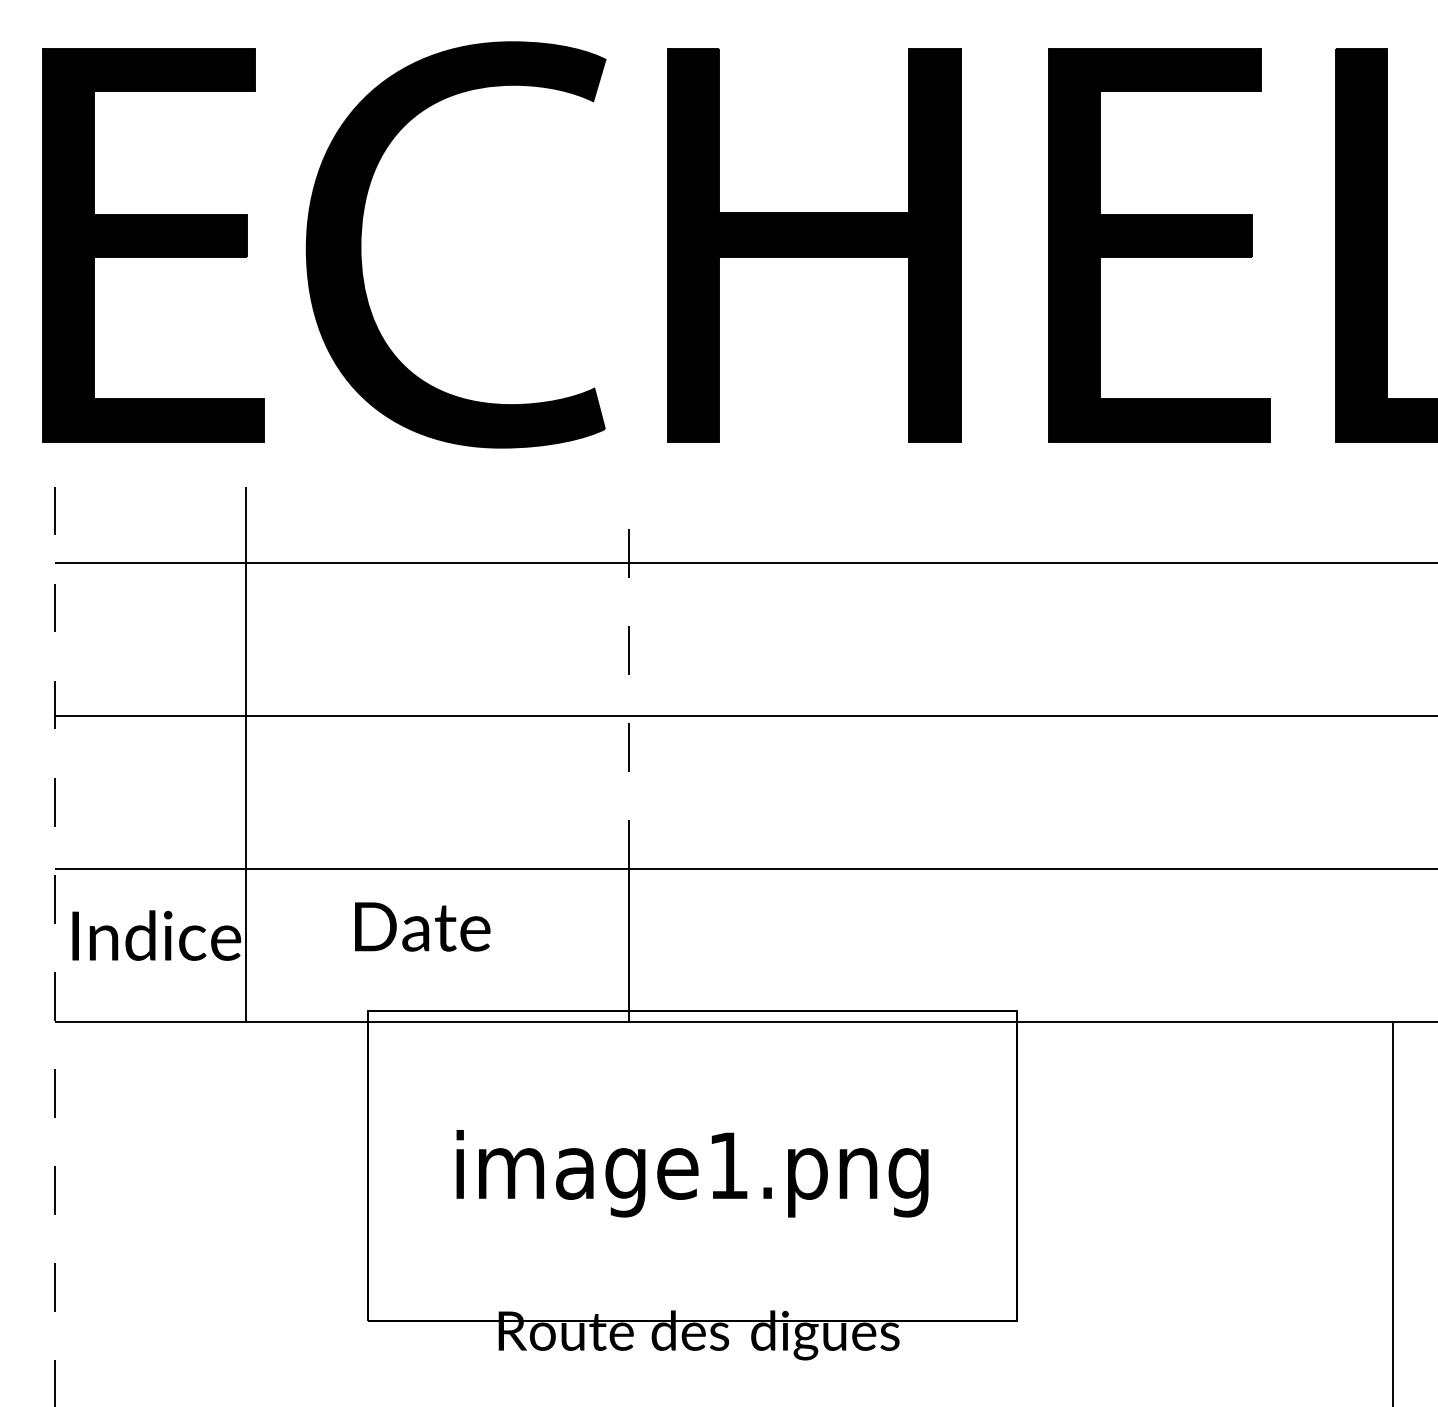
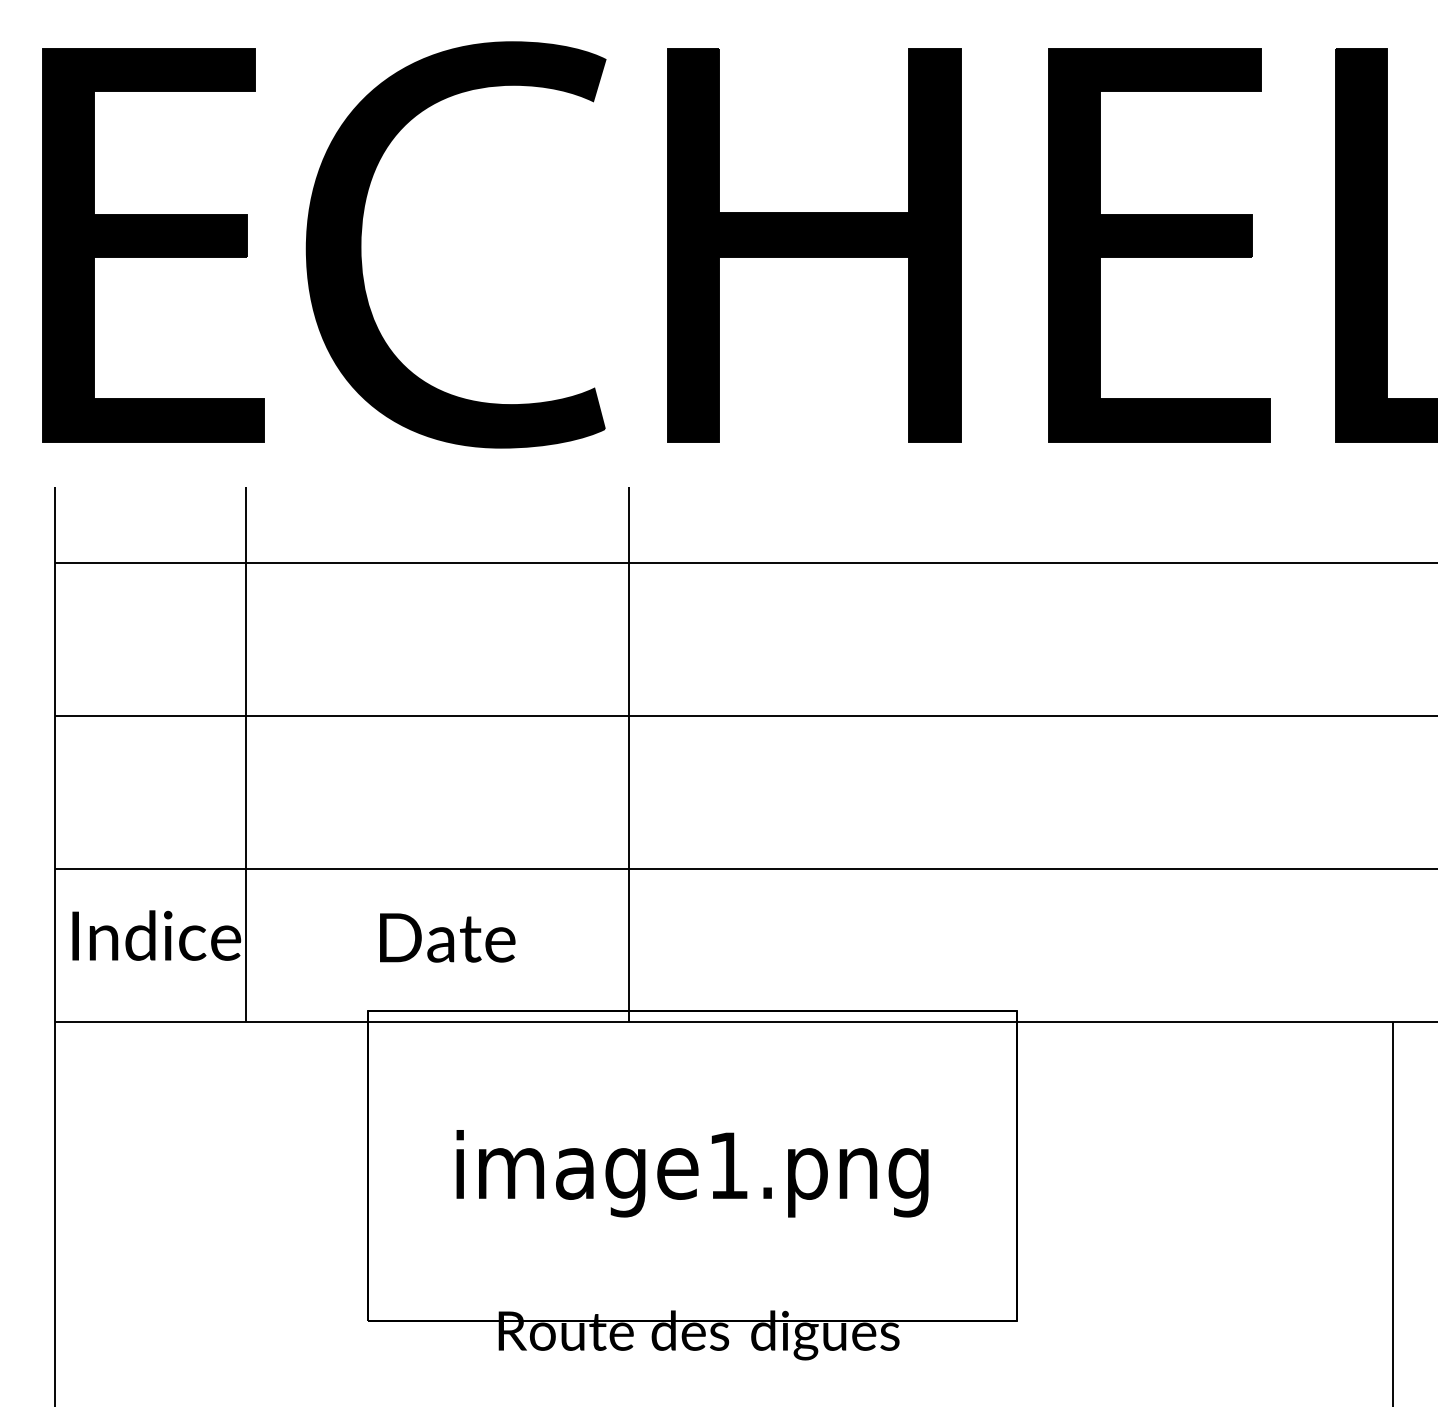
line: dashed -> solid (628, 677)
text position: (422, 926) -> (447, 937) (447, 937)
line: dashed -> solid (55, 946)
